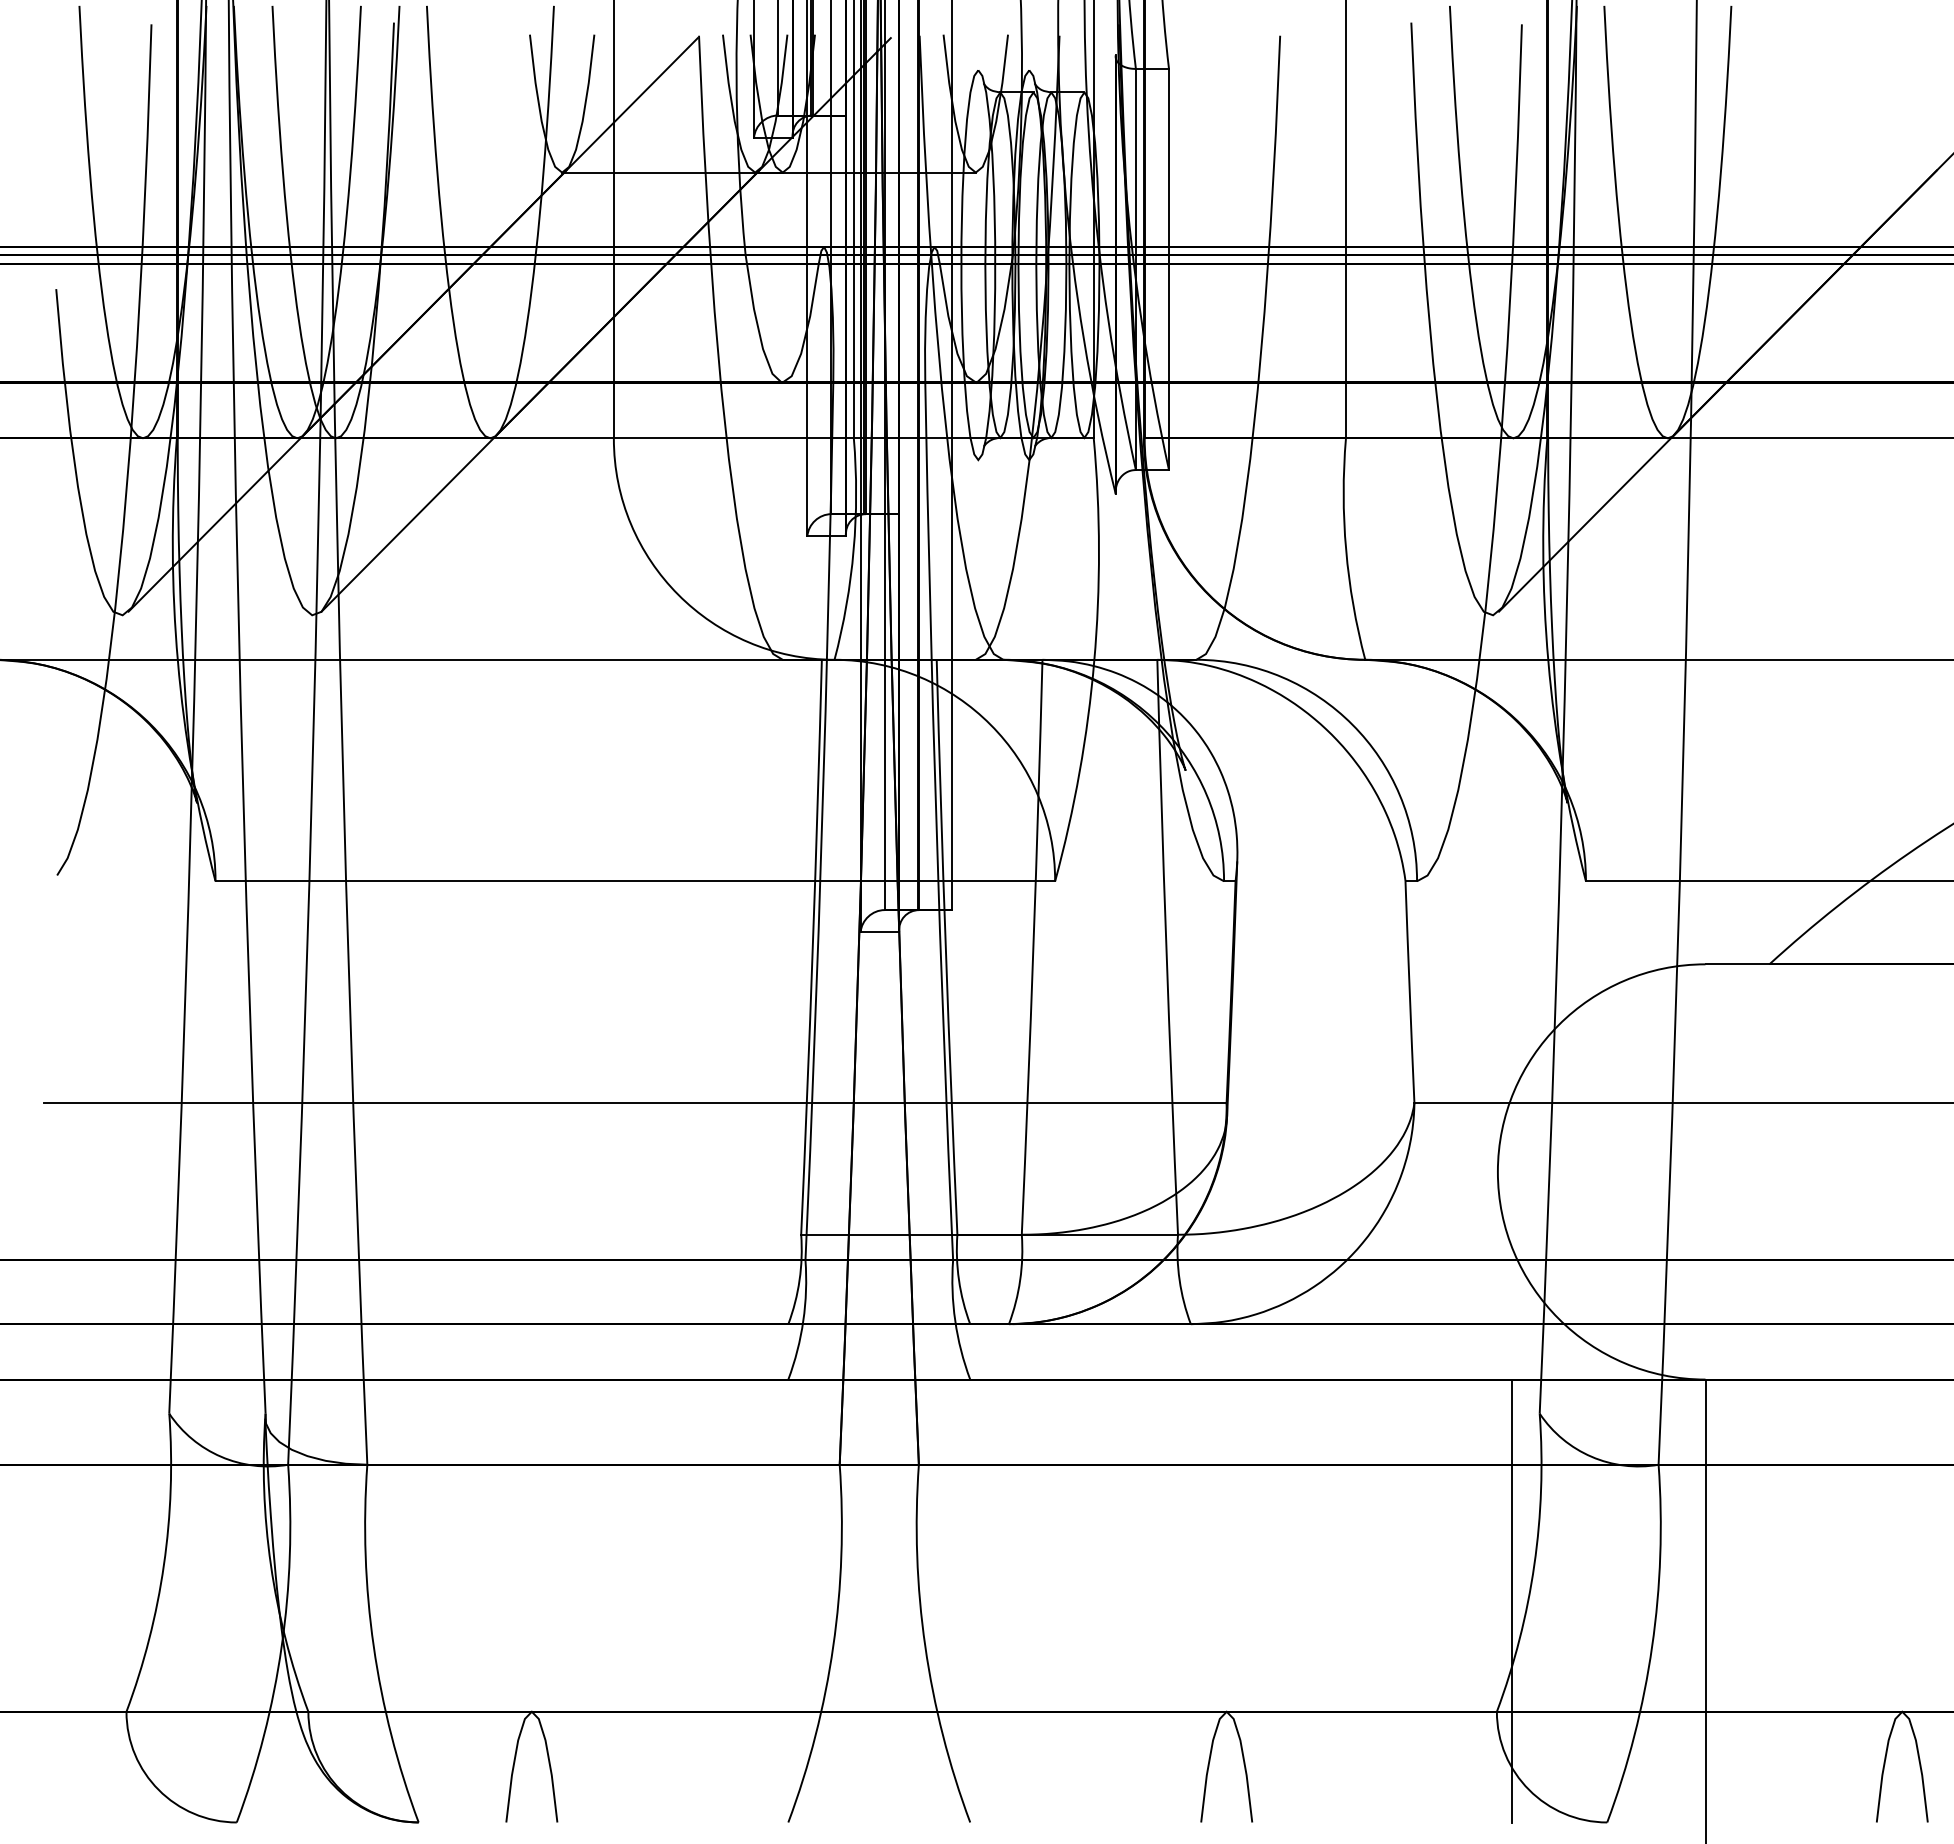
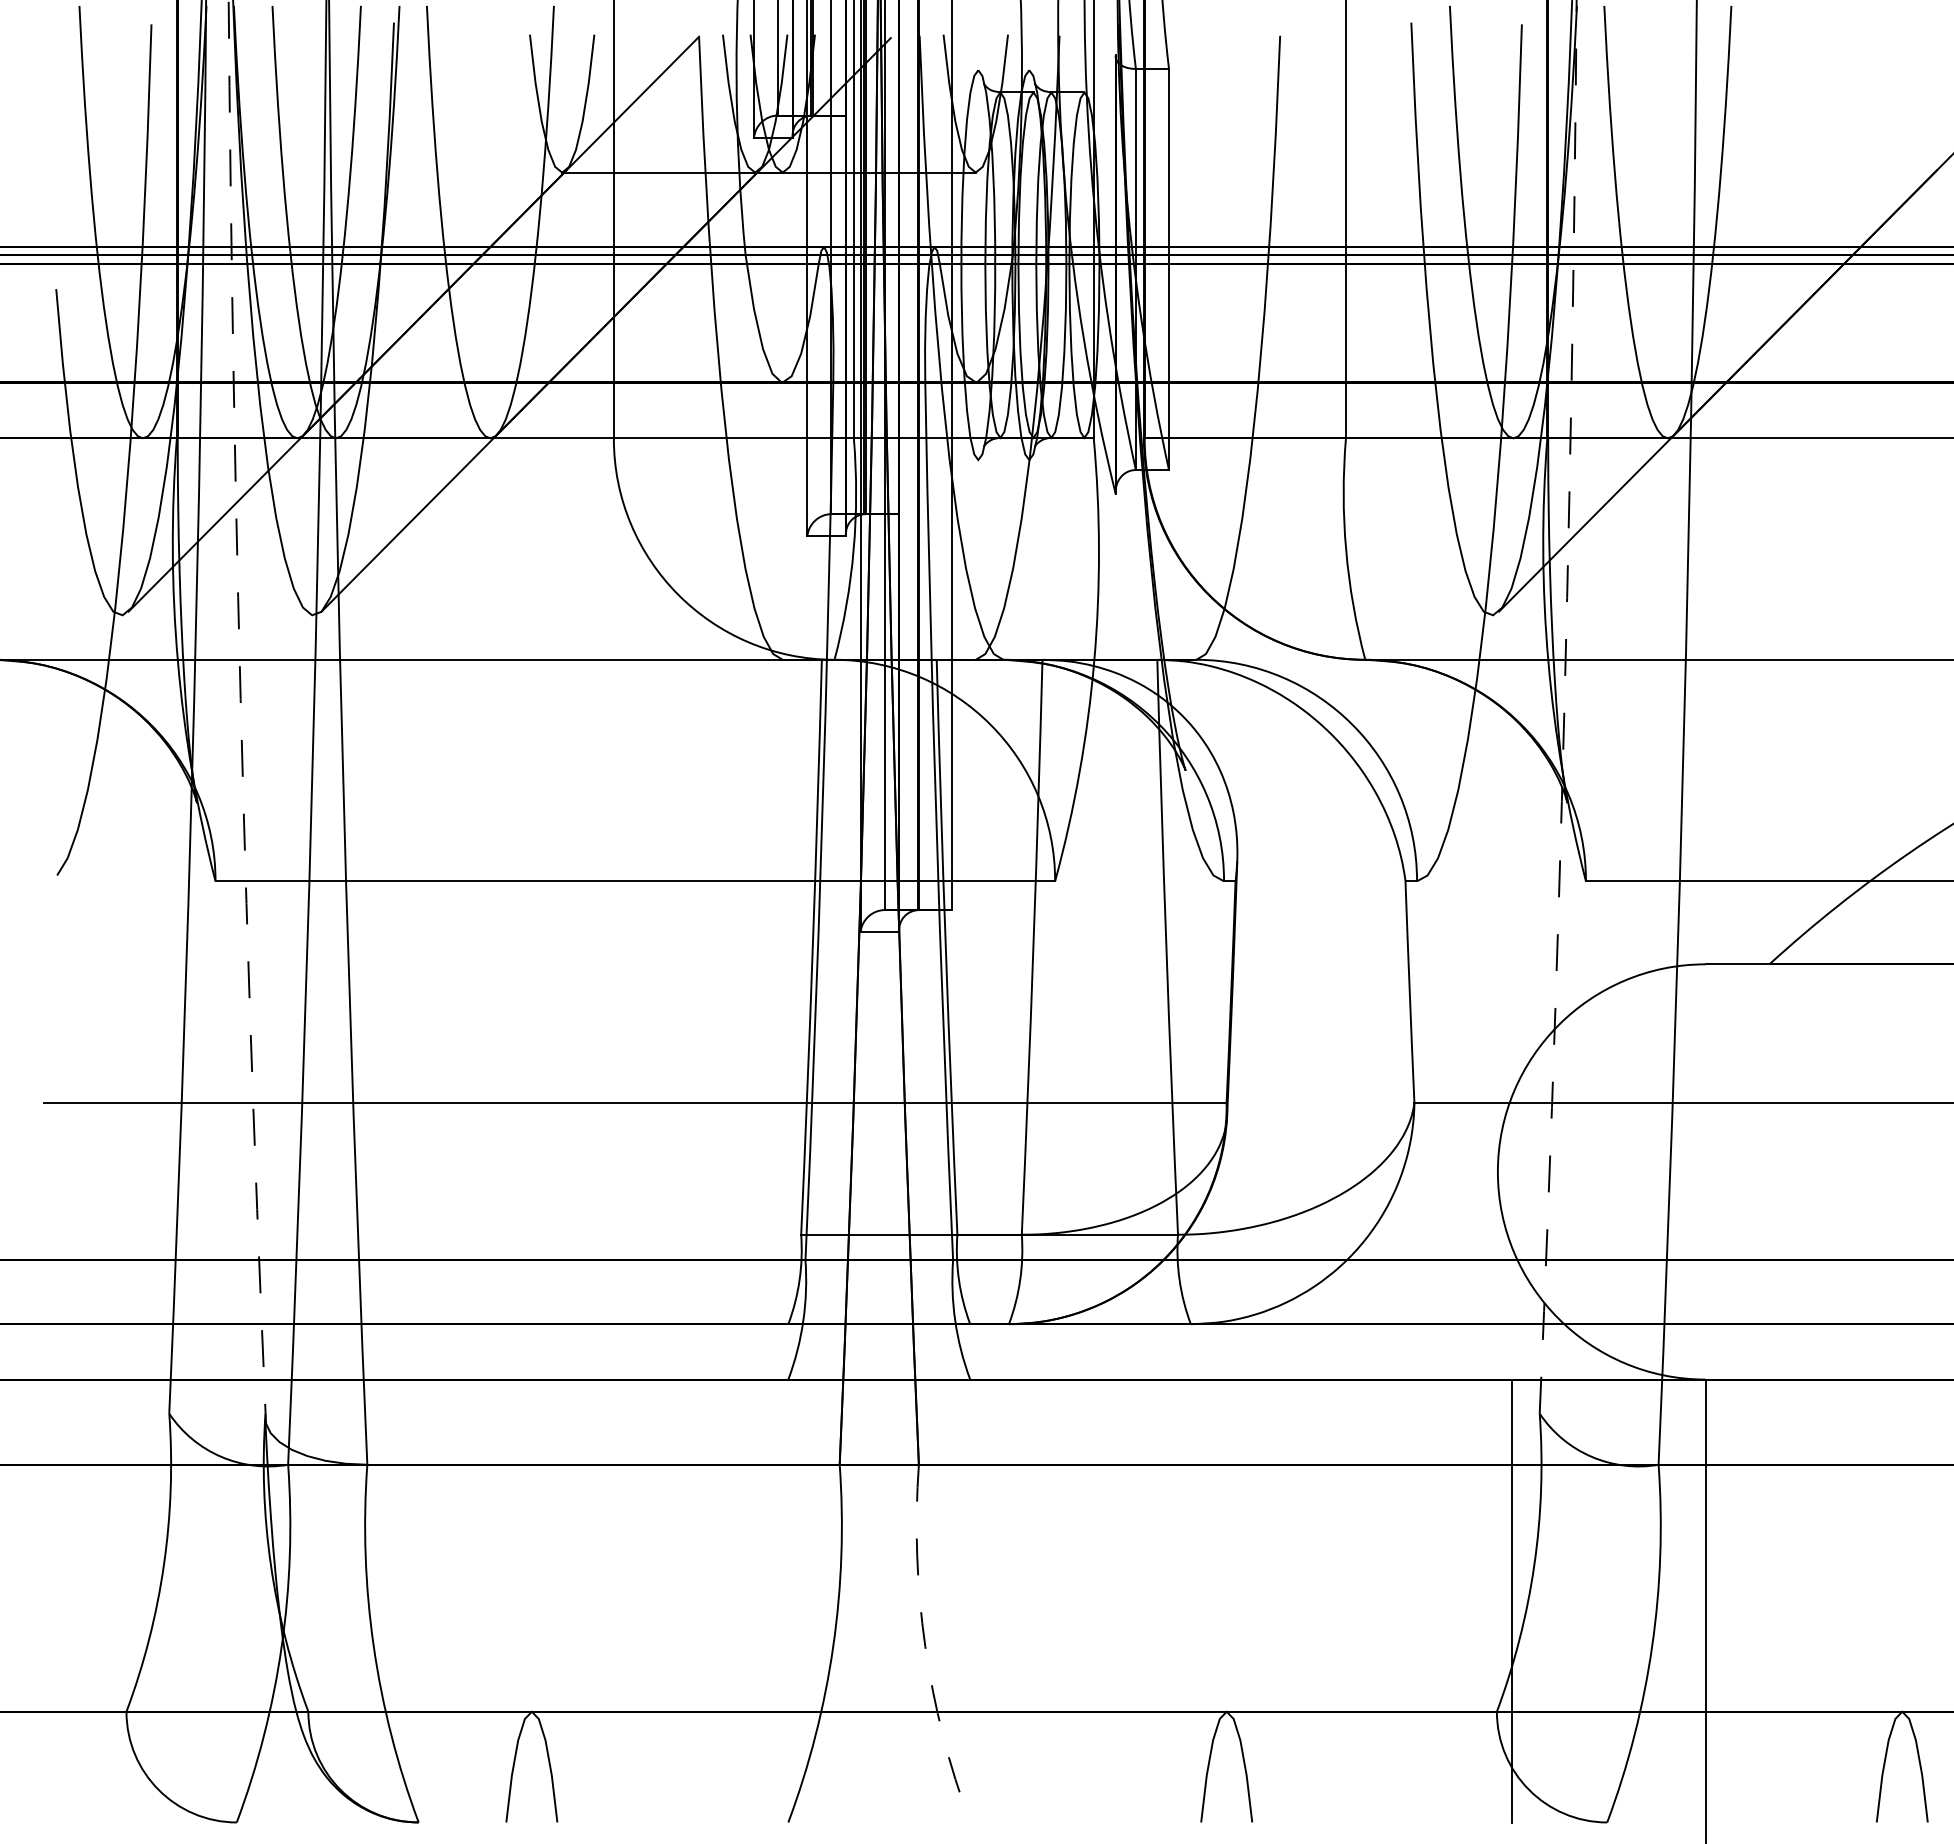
arc: solid -> dashed (1564, 706)
arc: solid -> dashed (241, 707)
arc: solid -> dashed (925, 1646)
